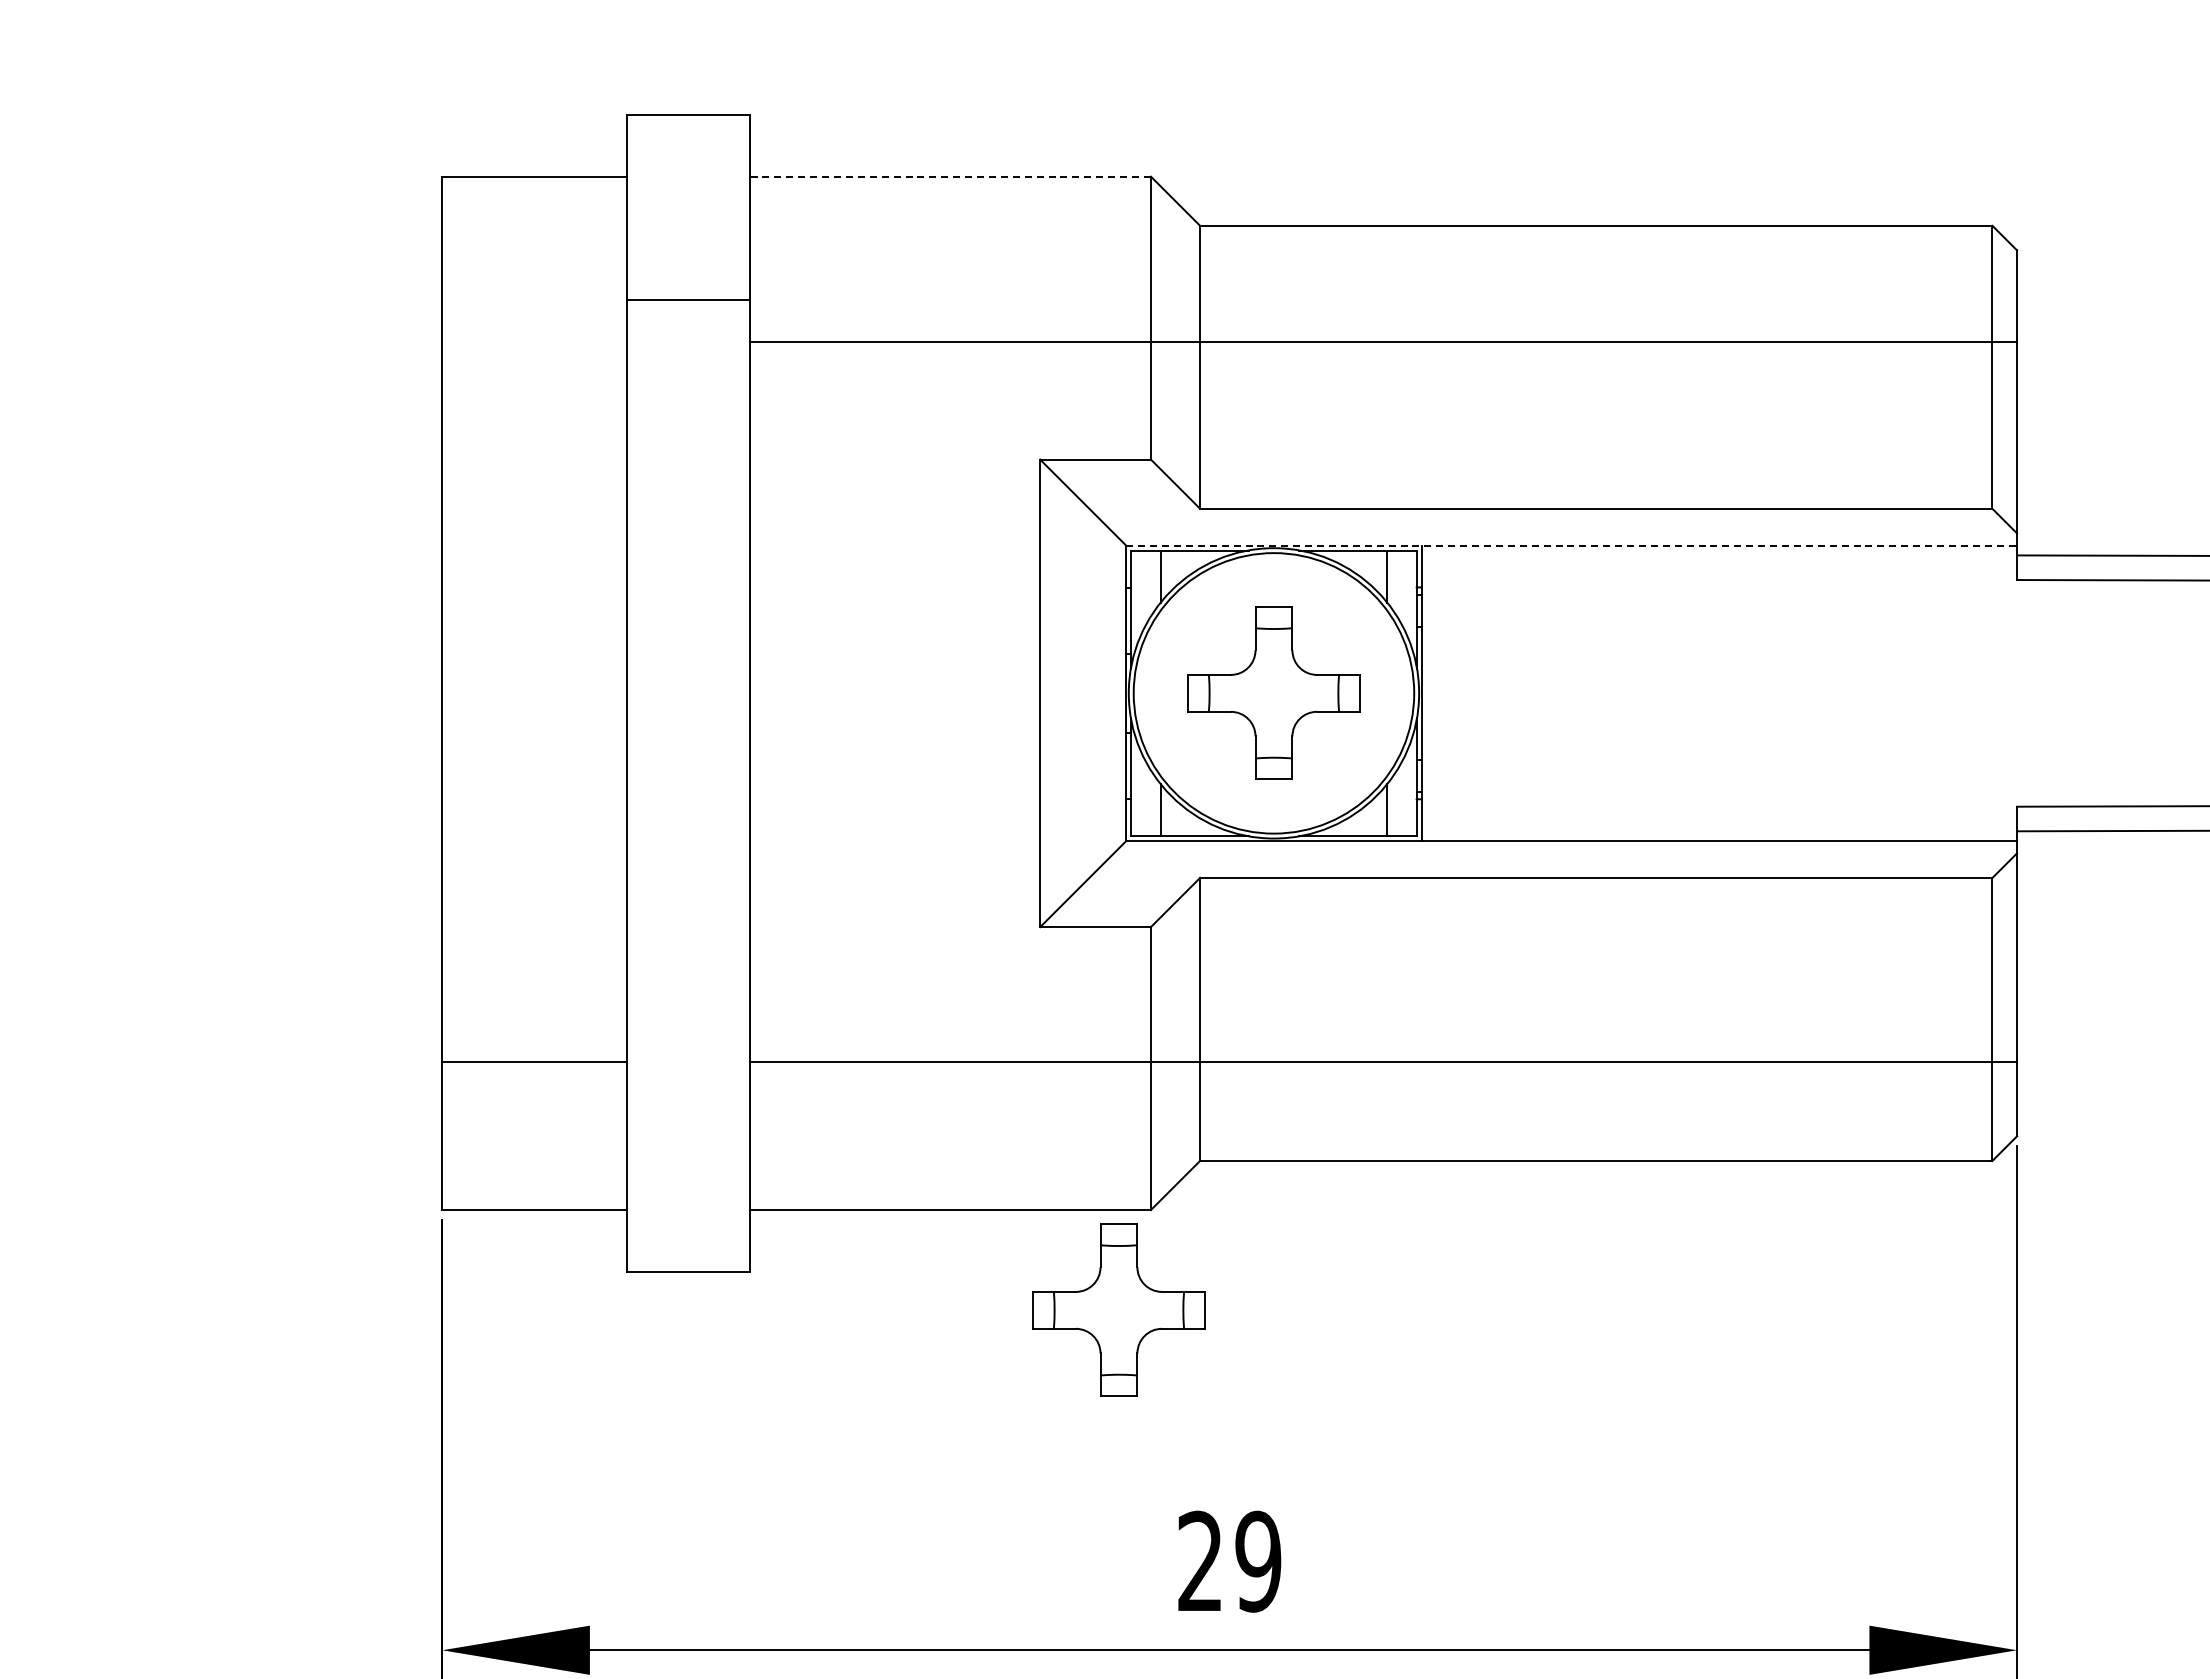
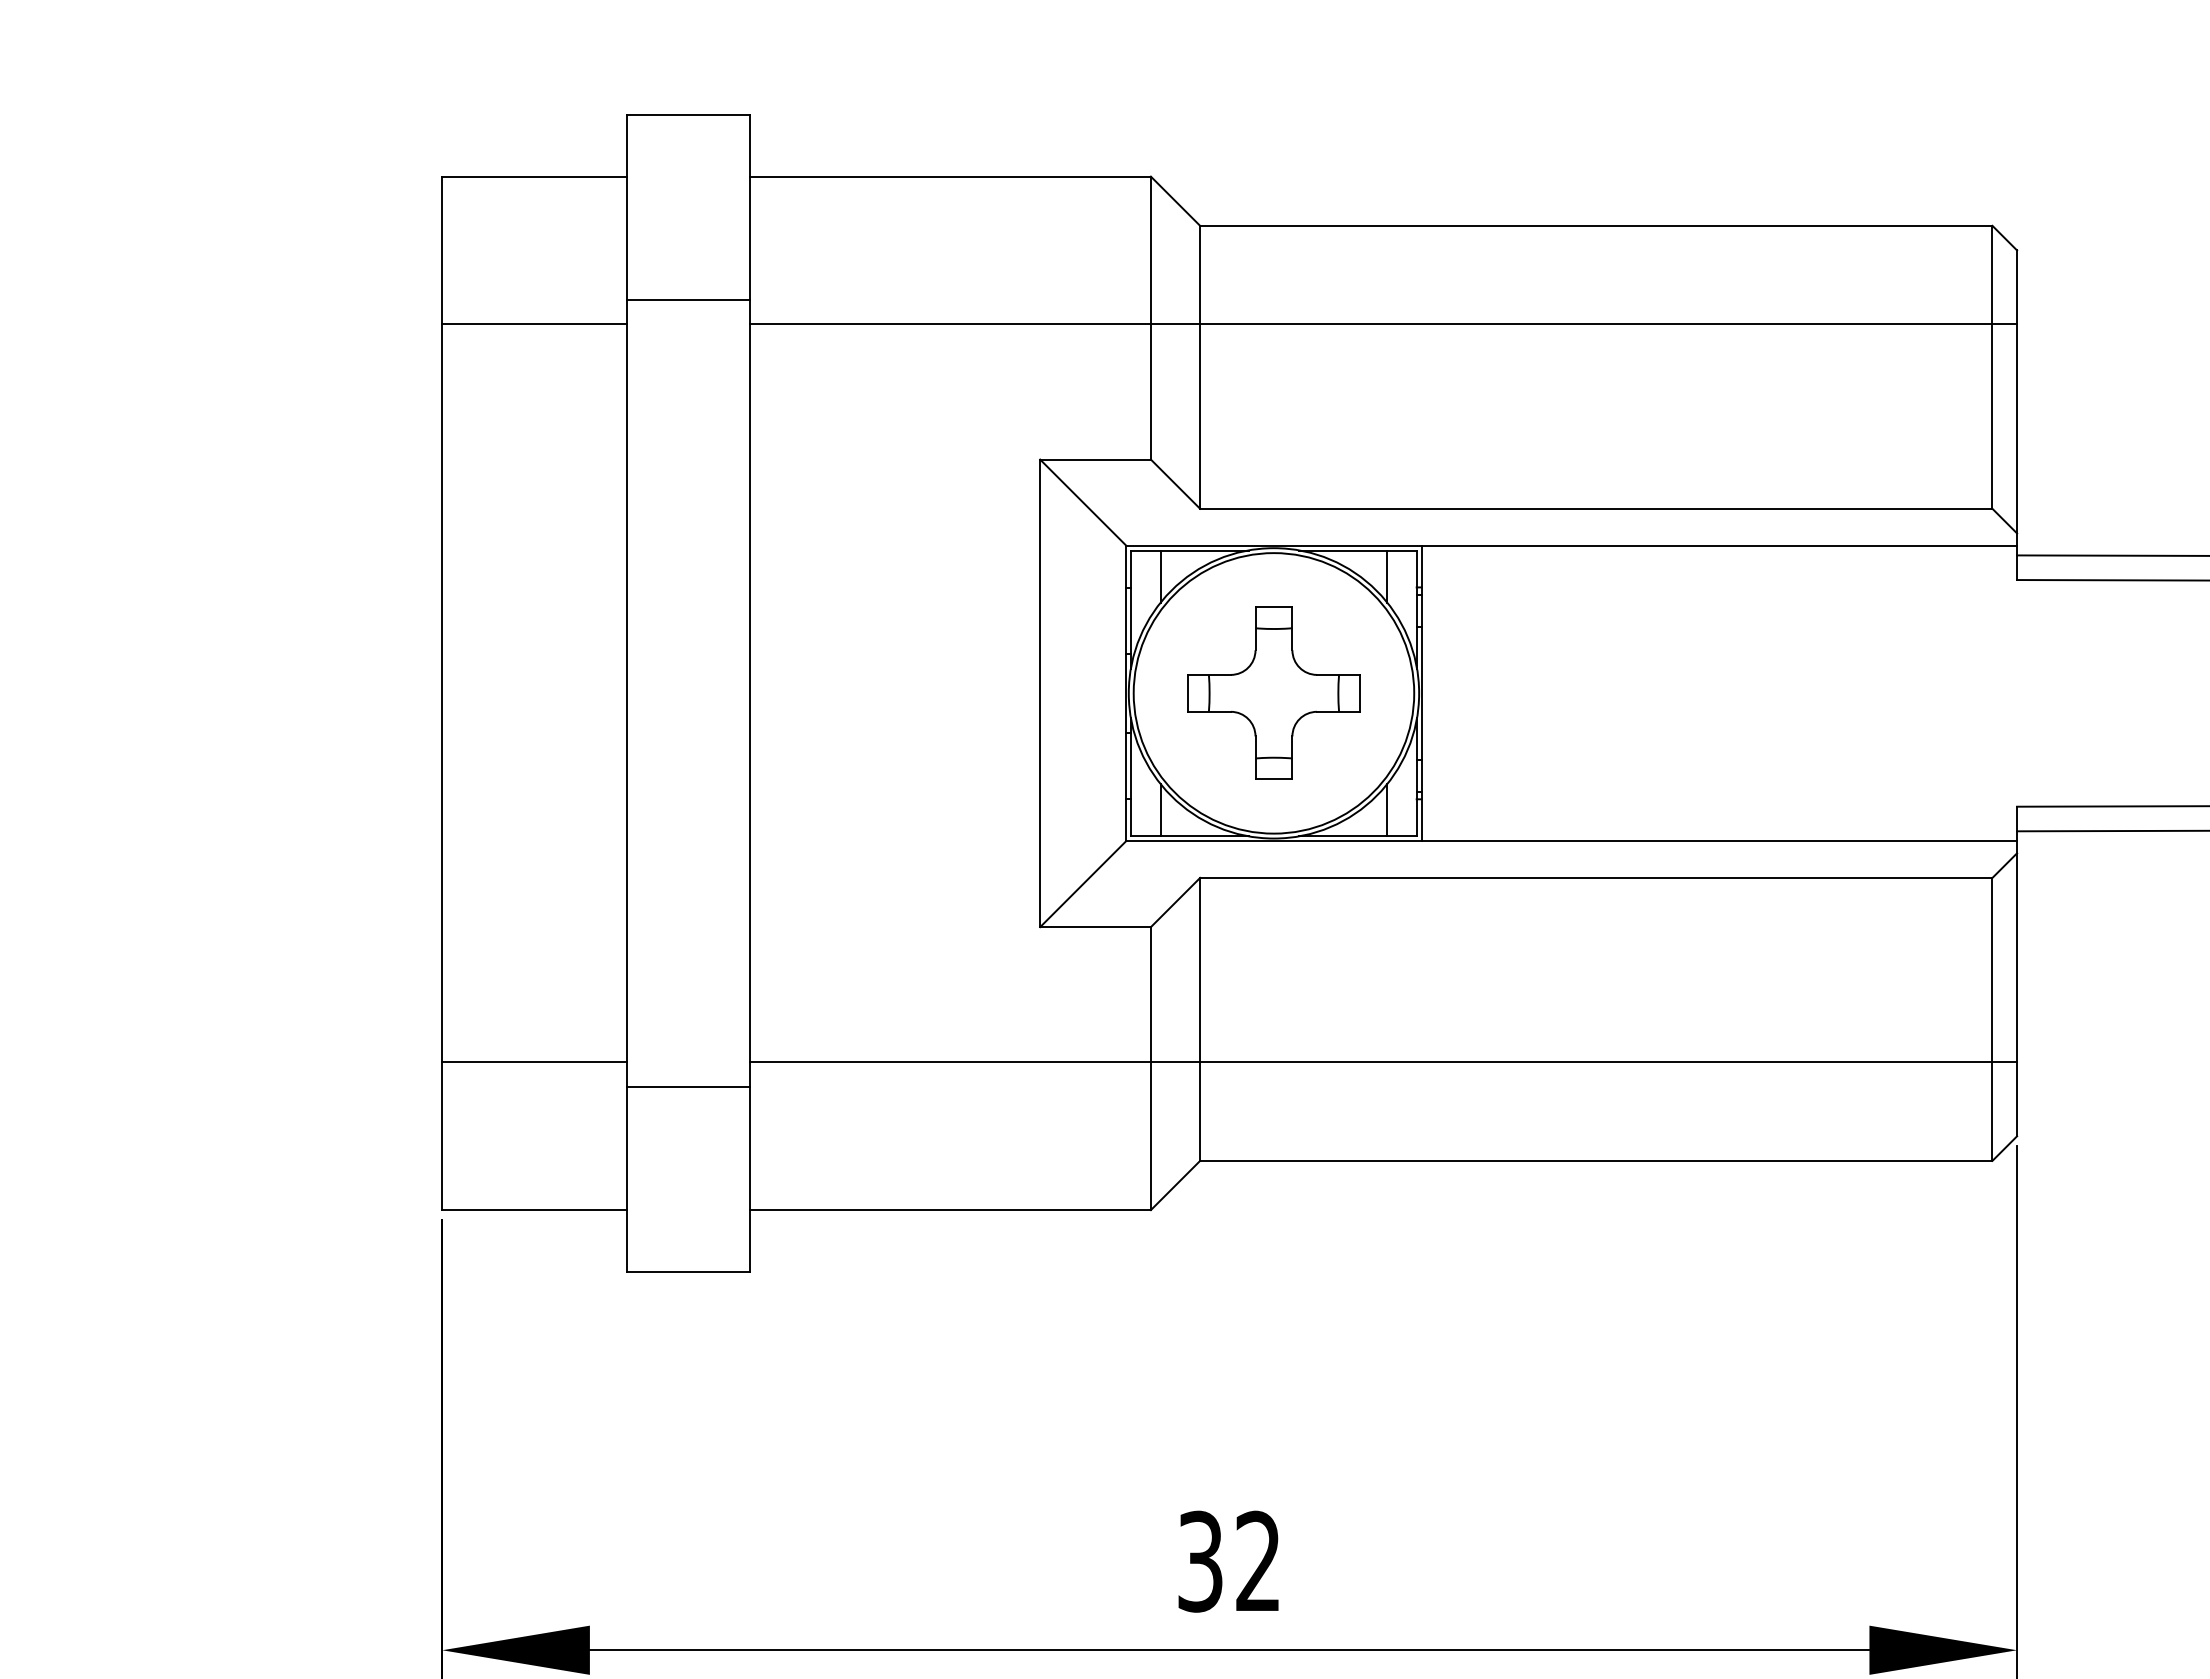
line: dashed -> solid (950, 176)
line: none -> present (534, 324)
line position: (1383, 342) -> (1383, 324) (1383, 324)
line: dashed -> solid (1572, 545)
line: none -> present (687, 1087)
part: present -> none (1118, 1309)
text: 29 -> 32 (1229, 1561)
